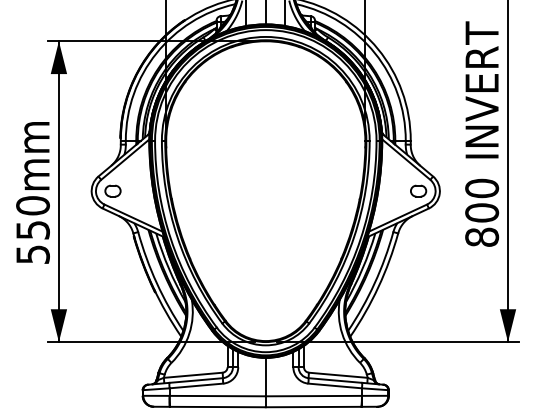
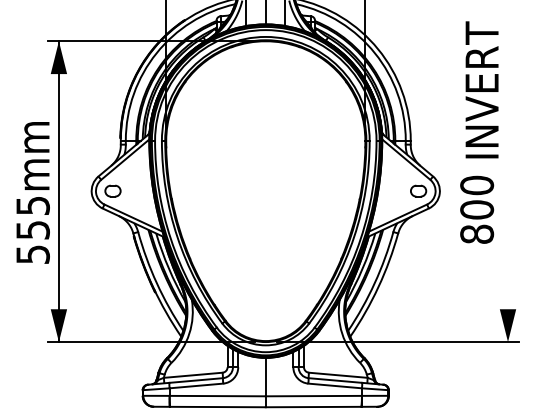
line: present -> none (508, 172)
text: 550mm -> 555mm (32, 205)
text position: (482, 212) -> (477, 209) (477, 209)
